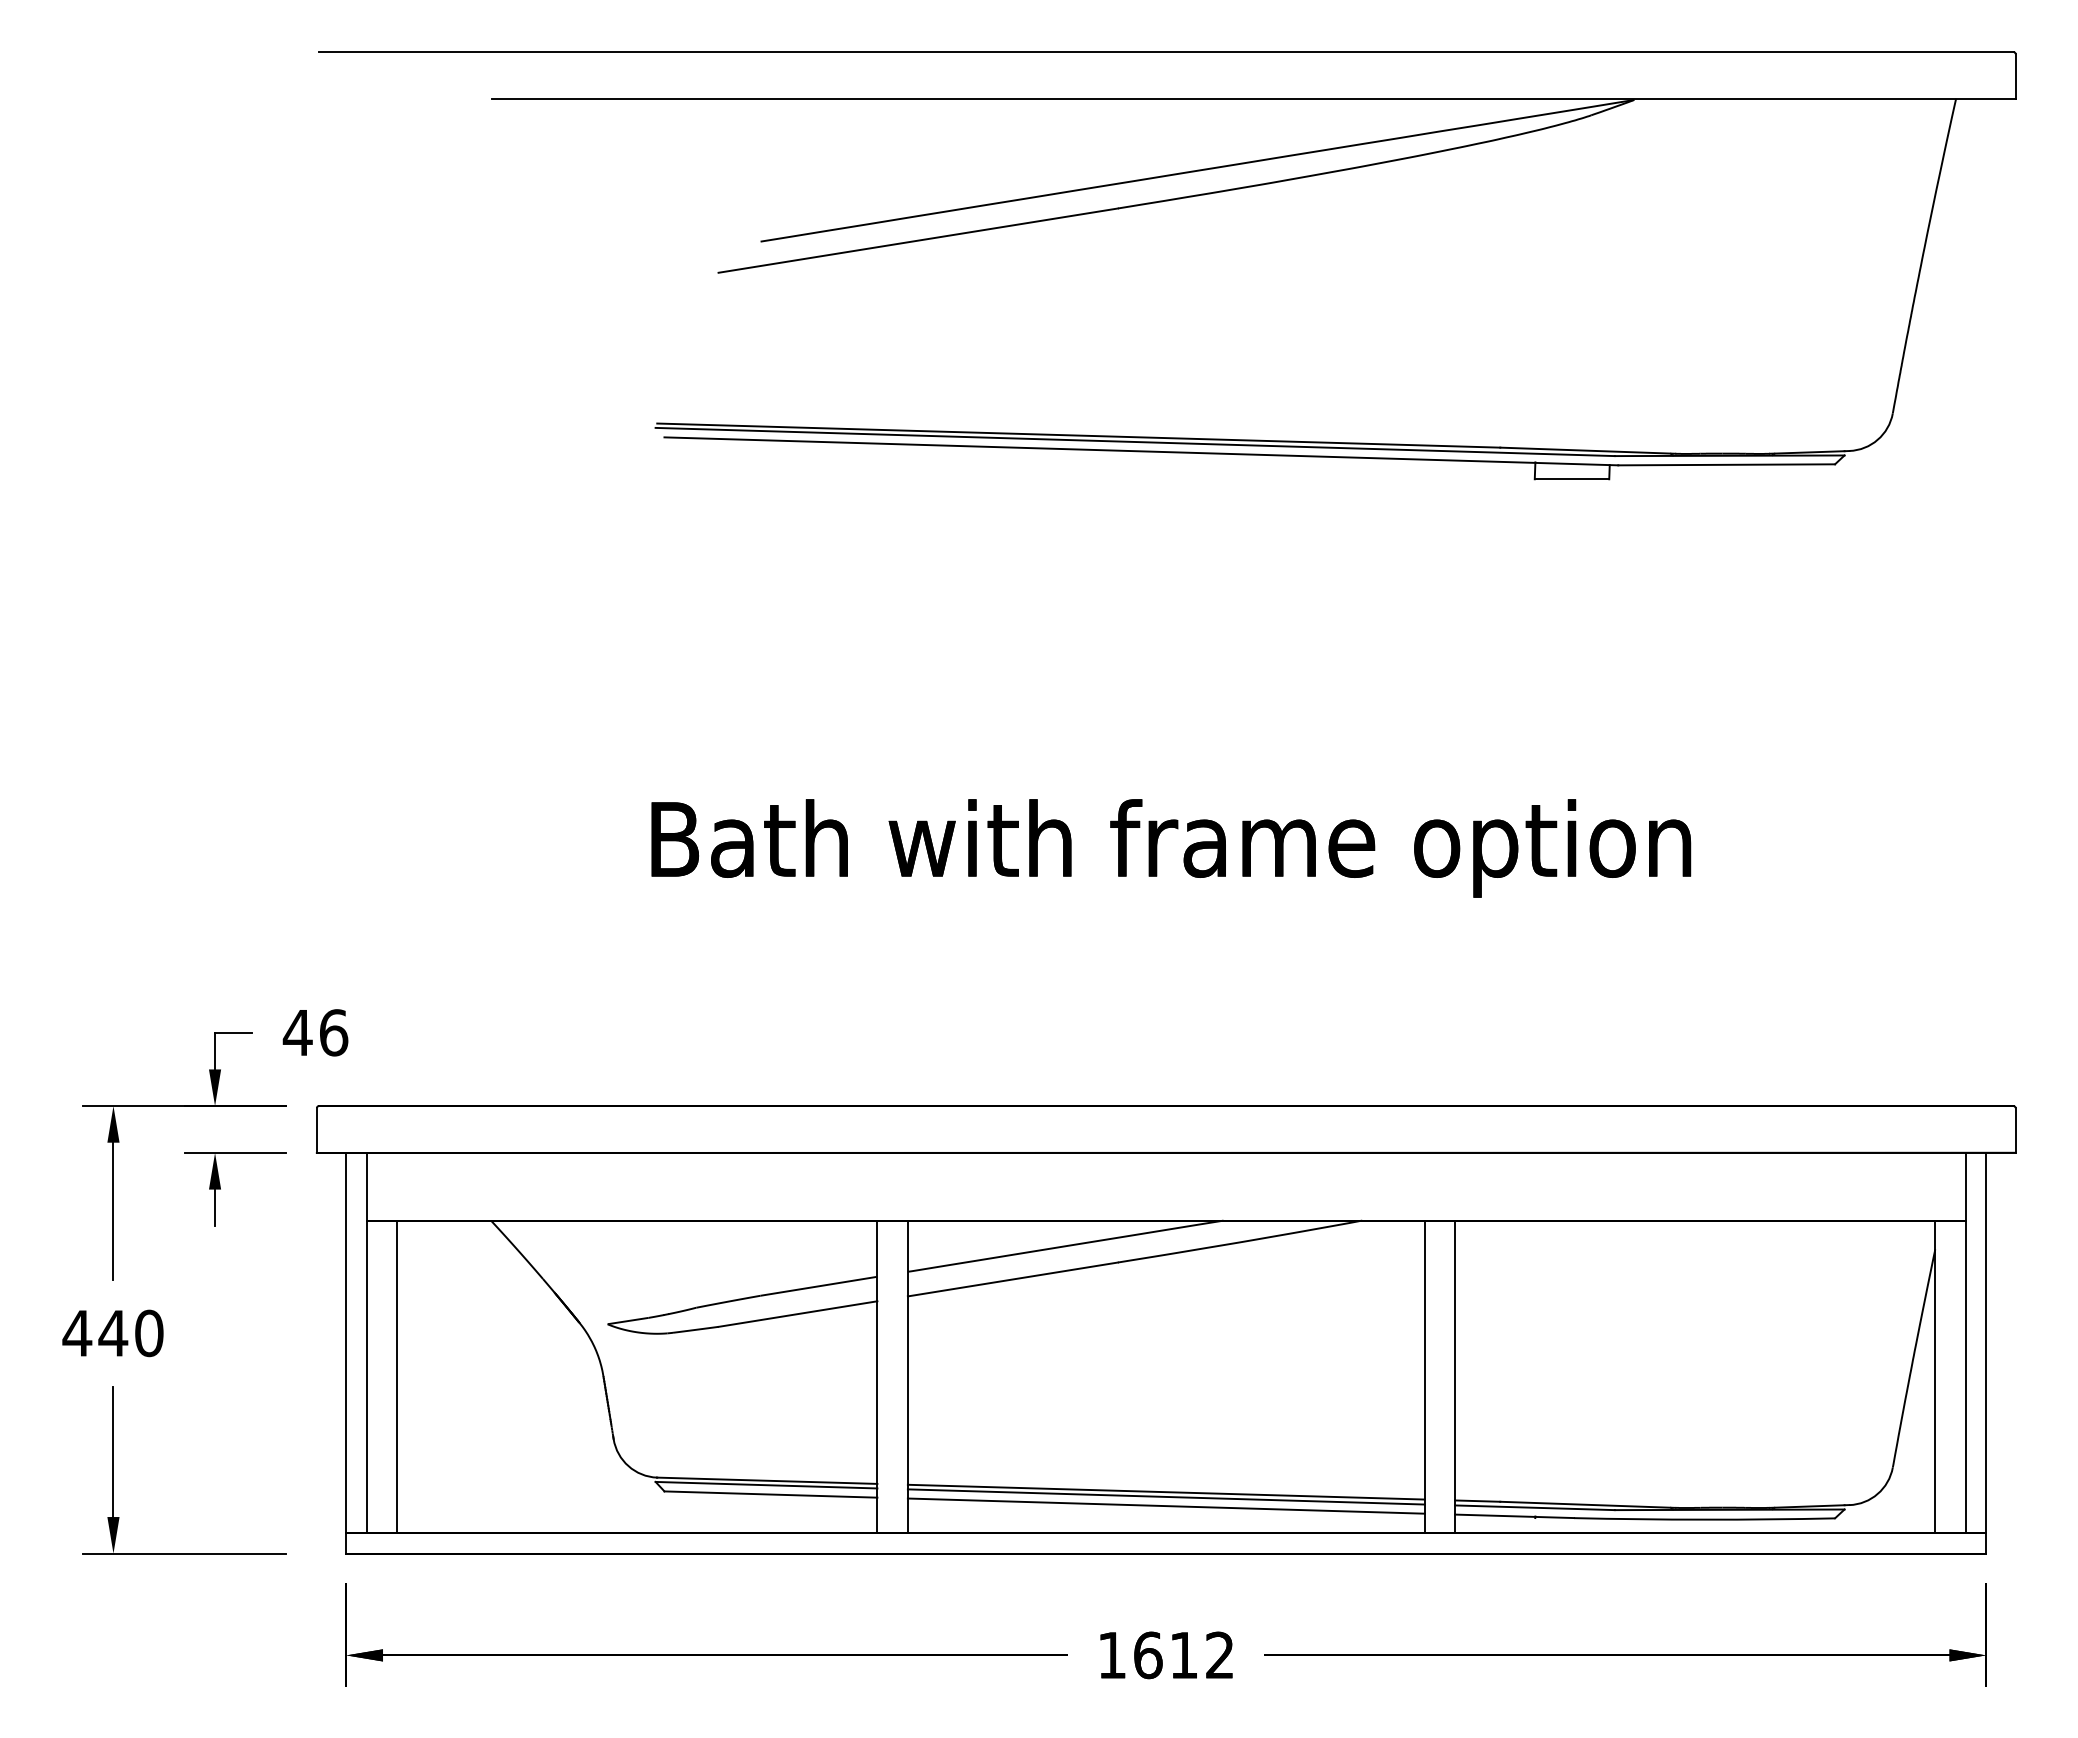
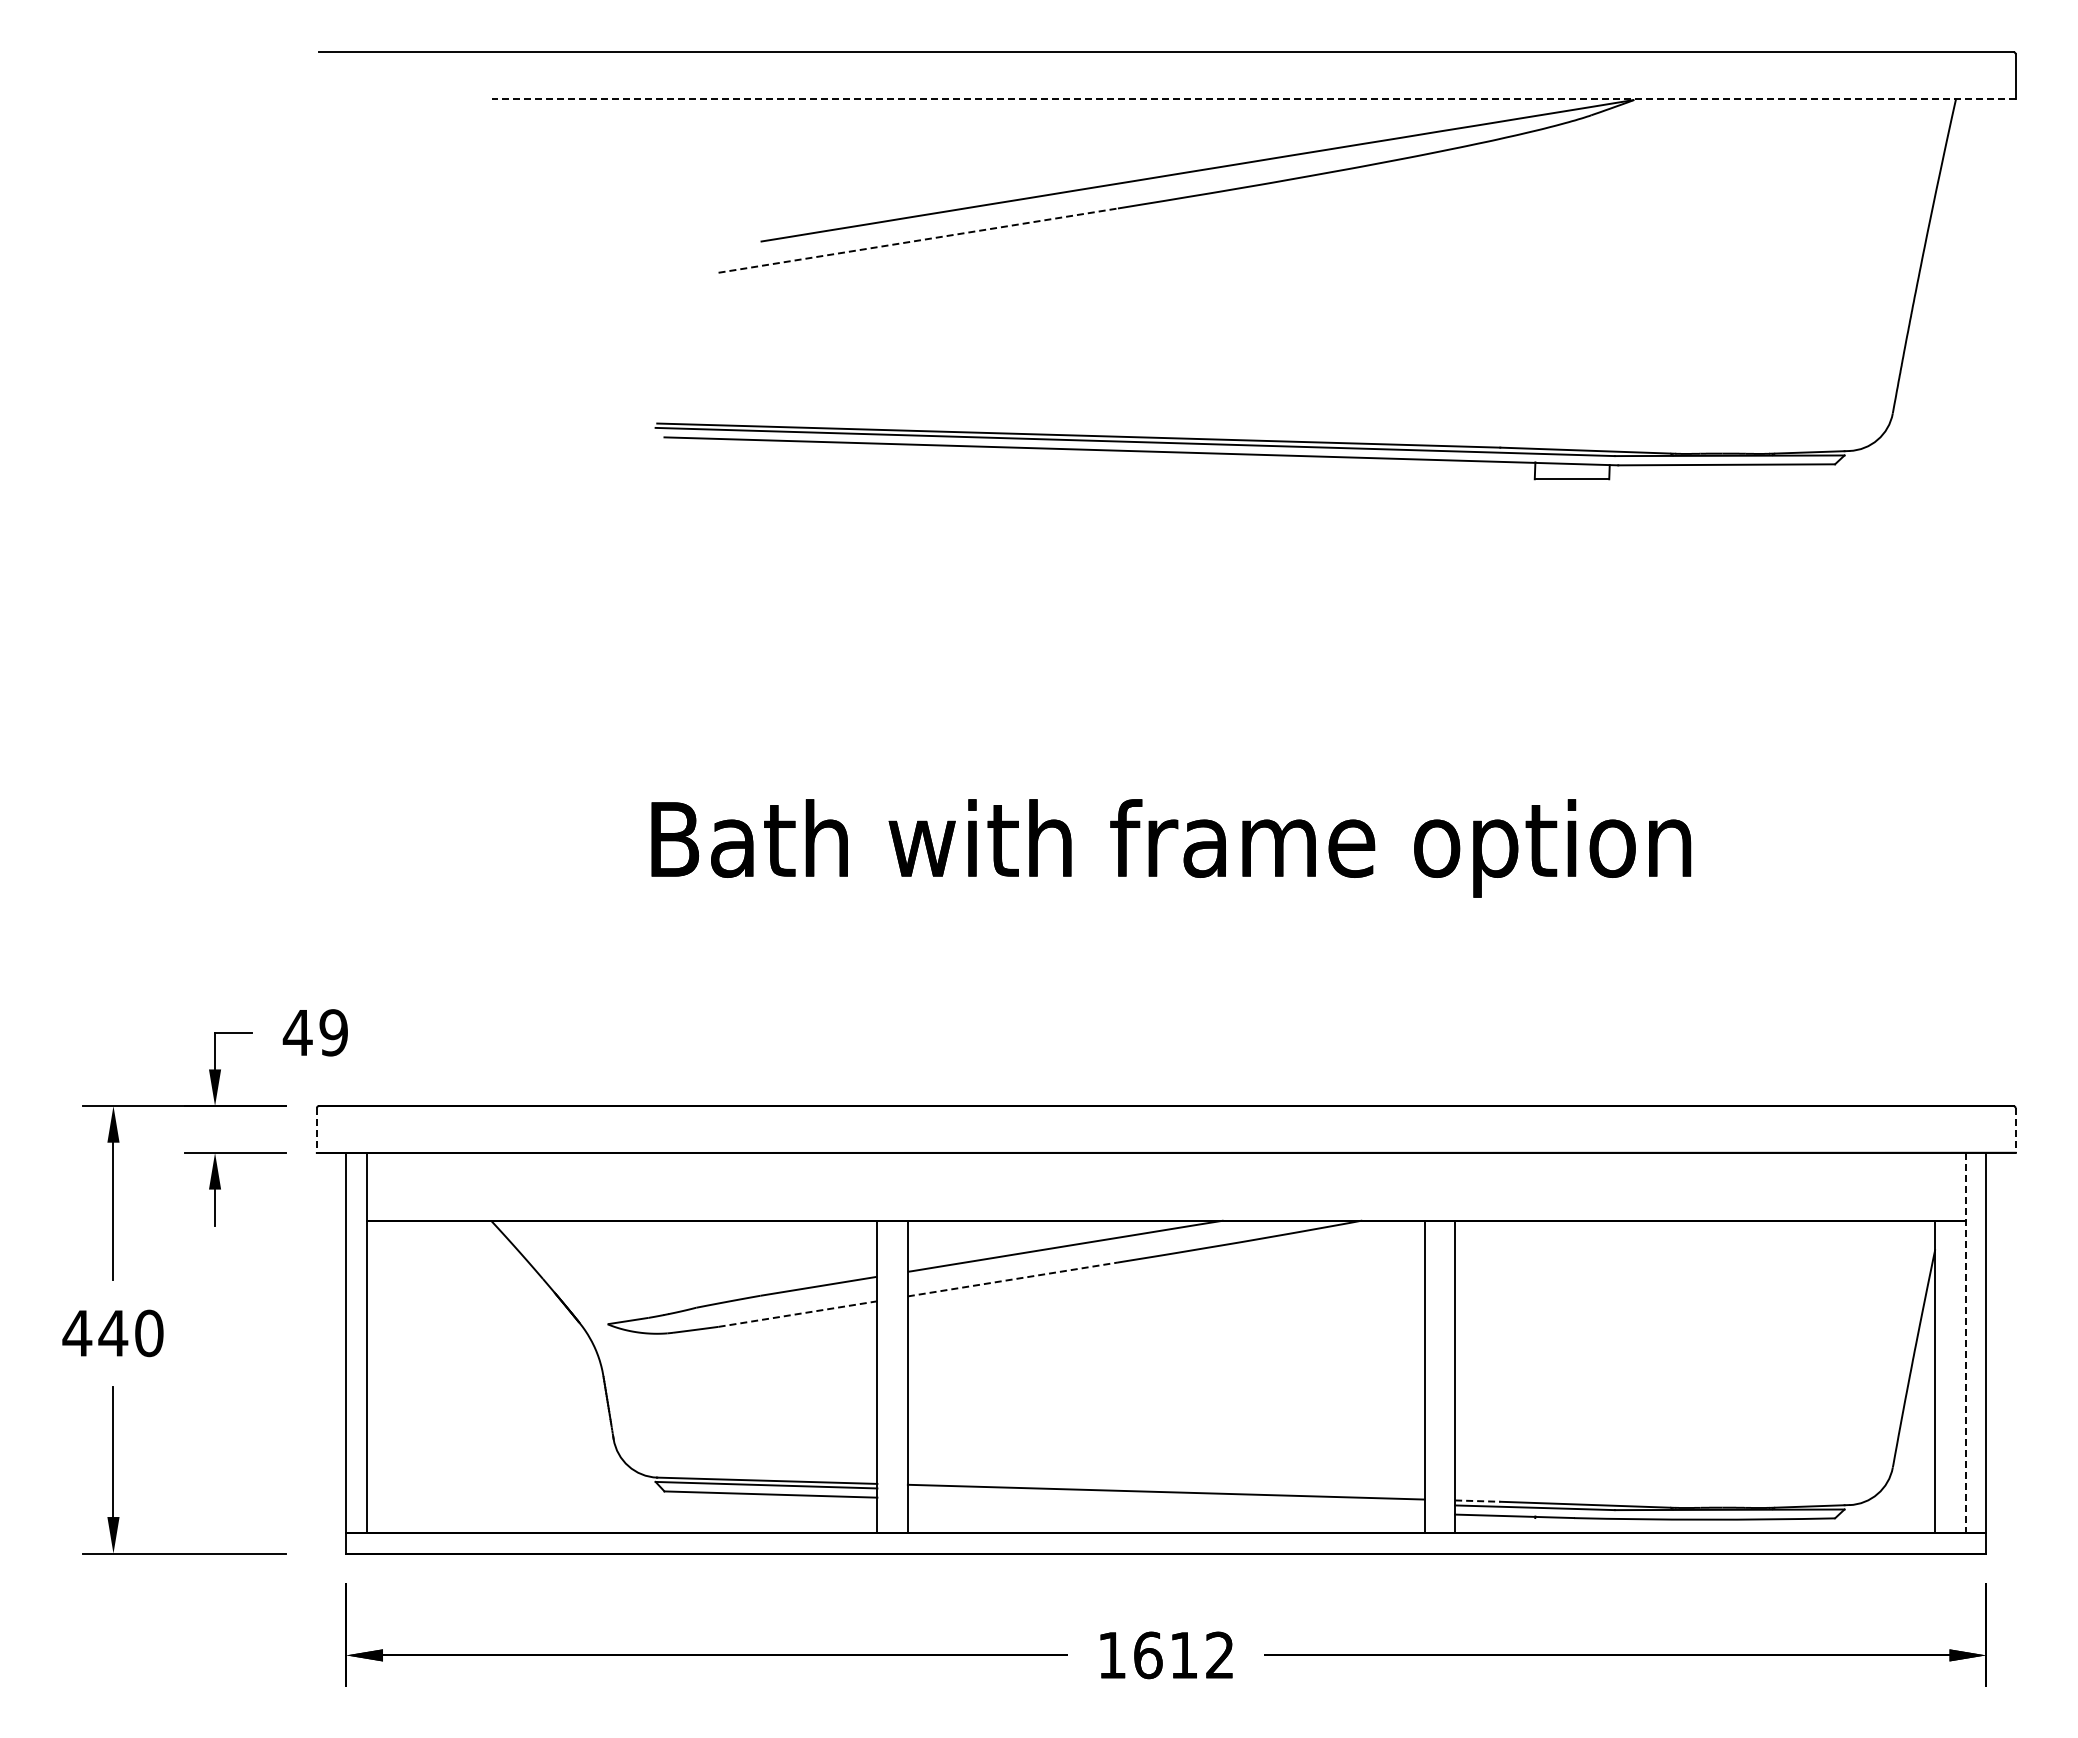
line: solid -> dashed (1253, 98)
line: solid -> dashed (918, 240)
text: 46 -> 49 (333, 1032)
line: solid -> dashed (316, 1131)
line: solid -> dashed (2015, 1131)
line: solid -> dashed (1013, 1279)
line: solid -> dashed (798, 1314)
line: solid -> dashed (1965, 1343)
line: present -> none (397, 1376)
line: present -> none (1165, 1496)
line: solid -> dashed (1477, 1501)
line: present -> none (1165, 1505)
